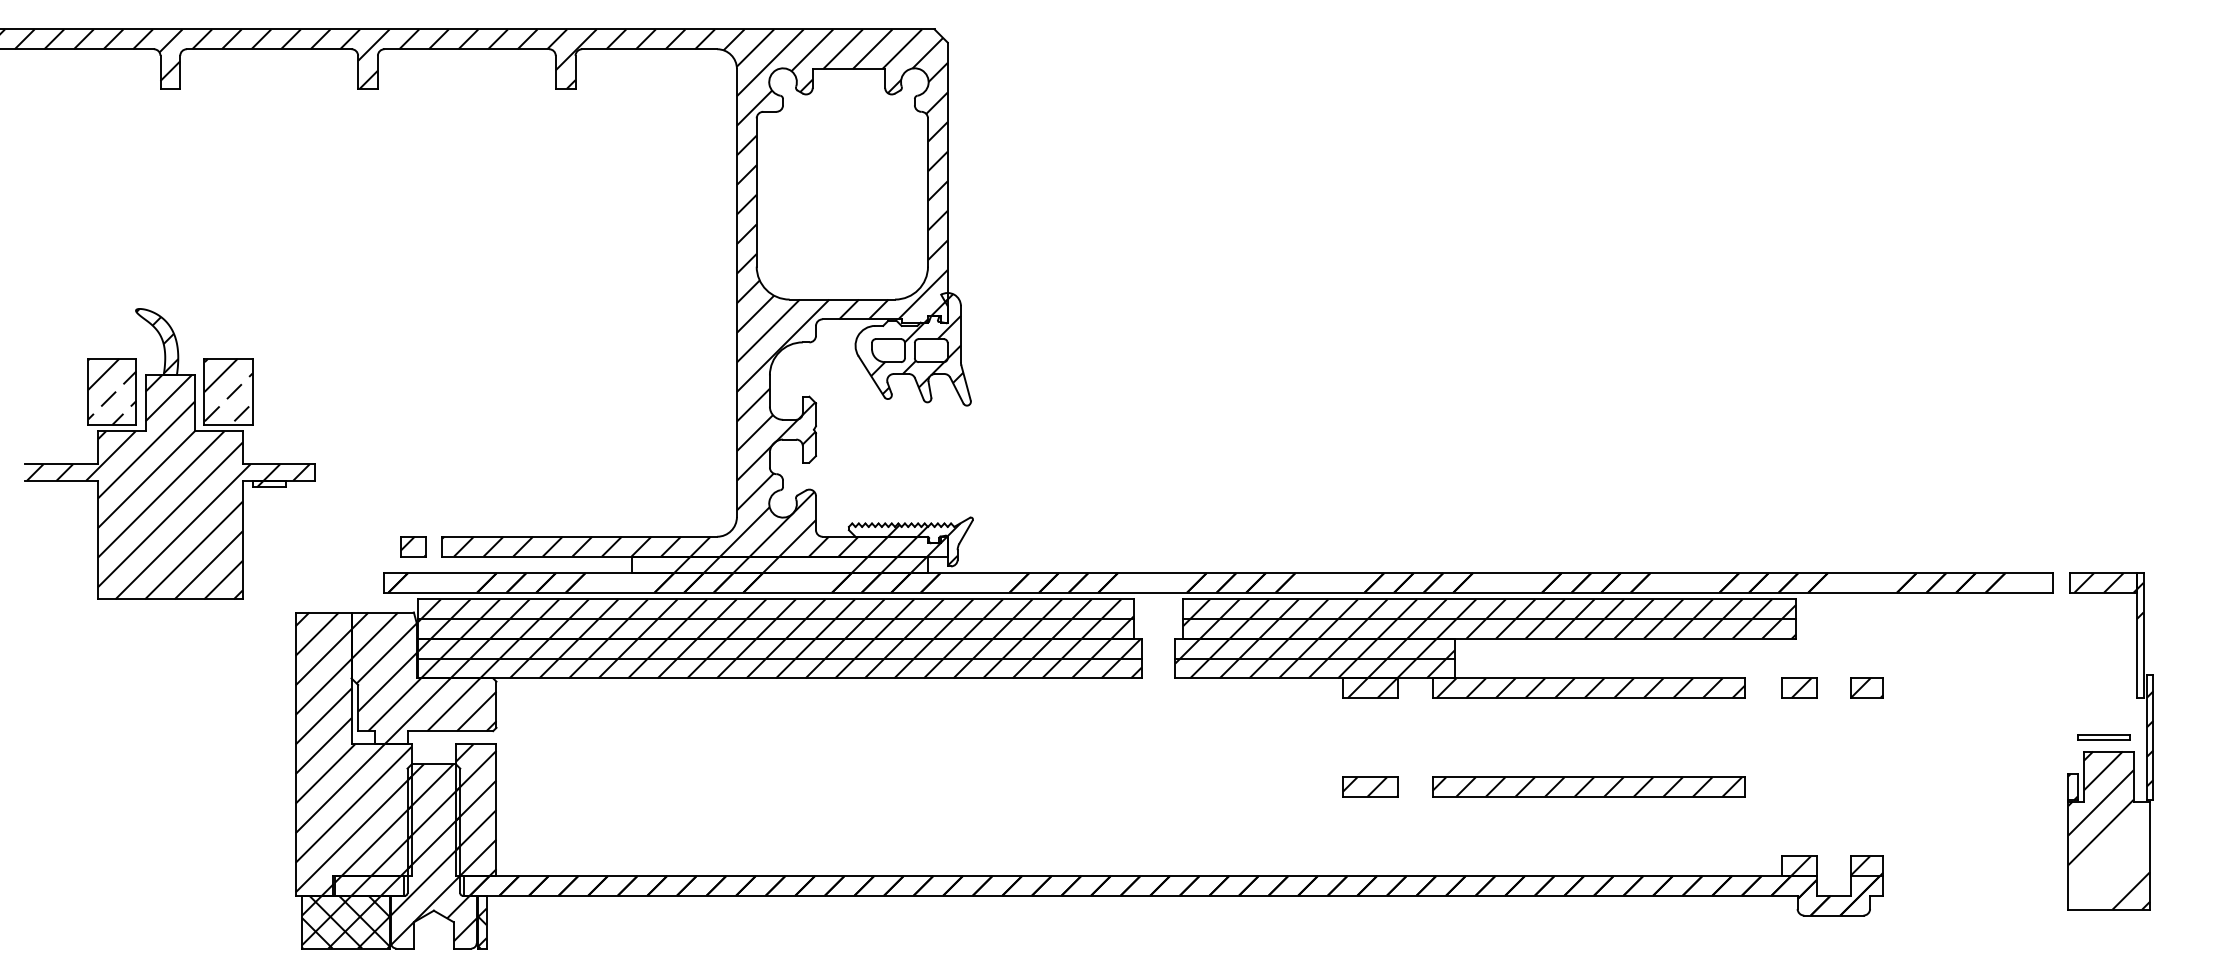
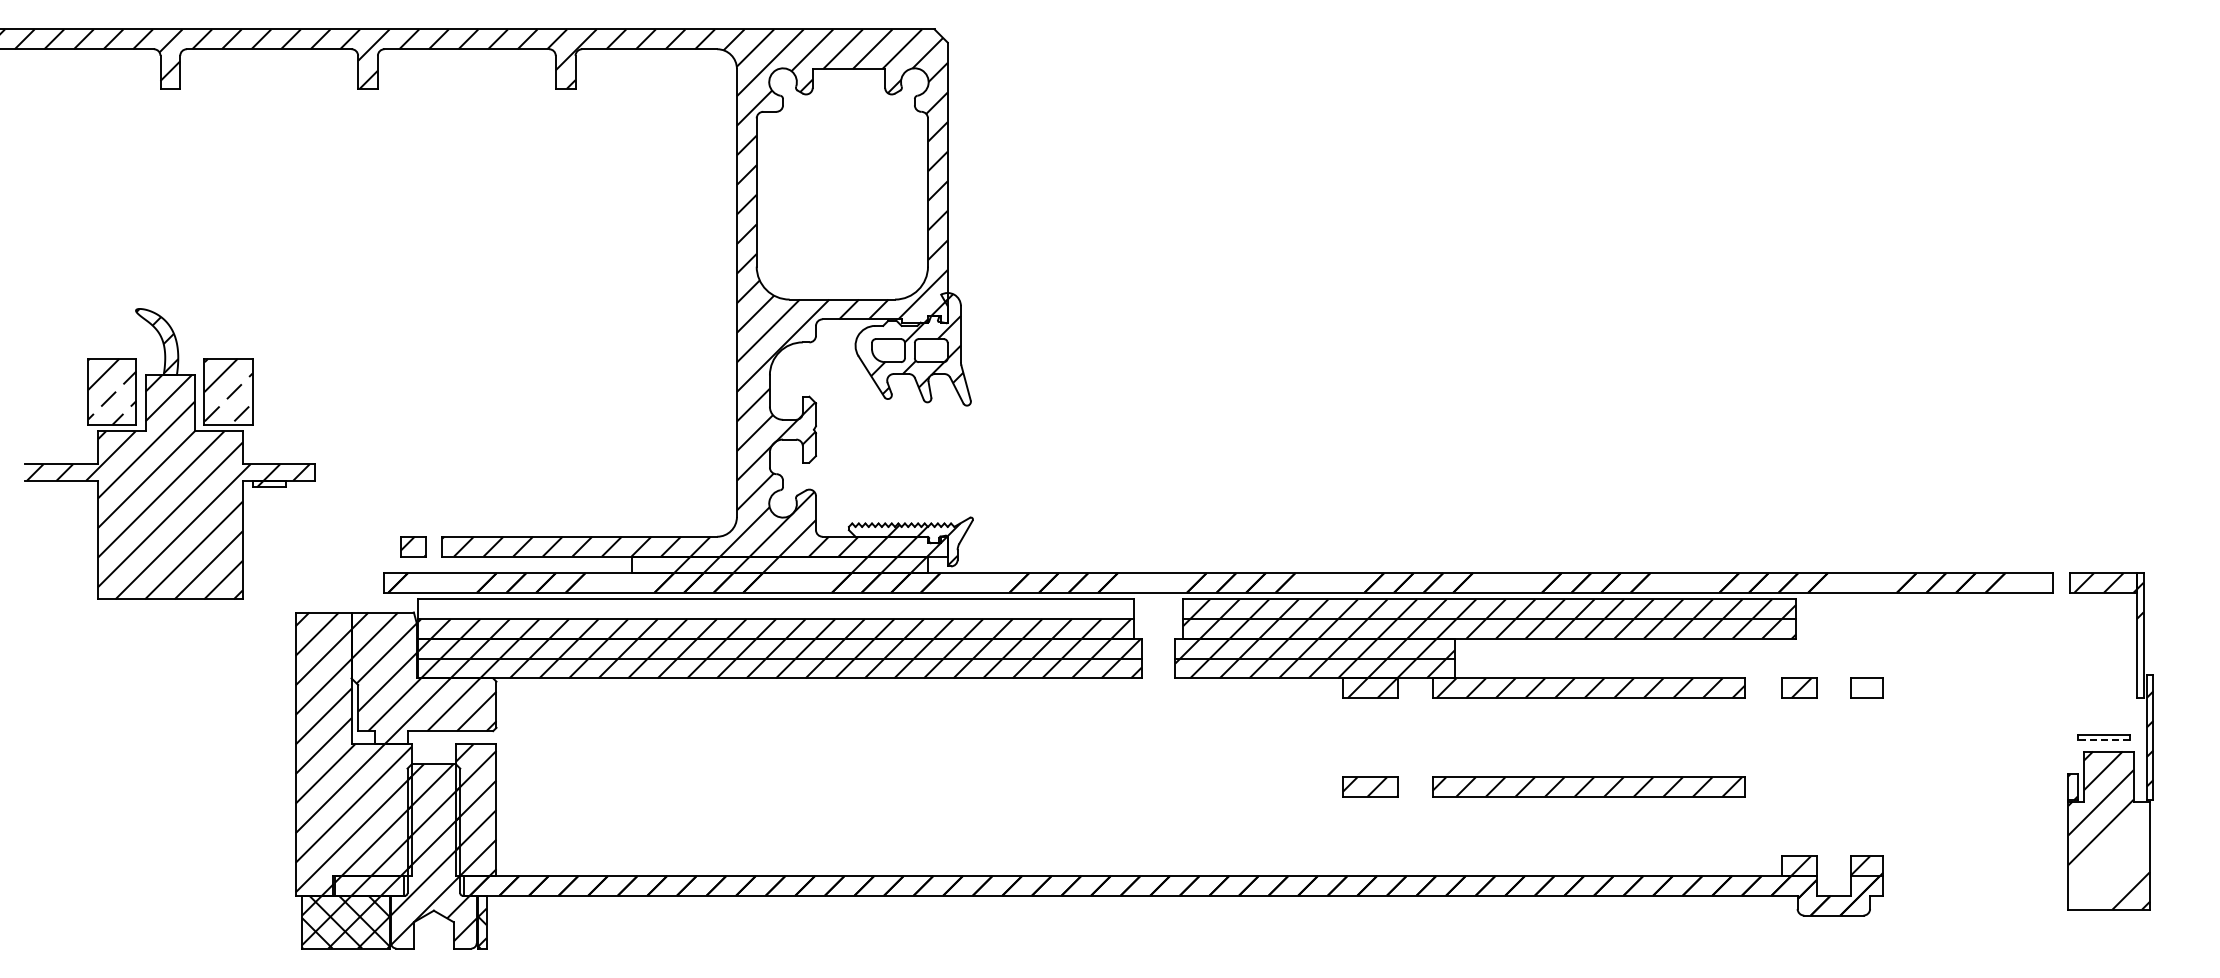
hatch: present -> none (777, 609)
hatch: present -> none (1867, 688)
line: solid -> dashed (2103, 740)
